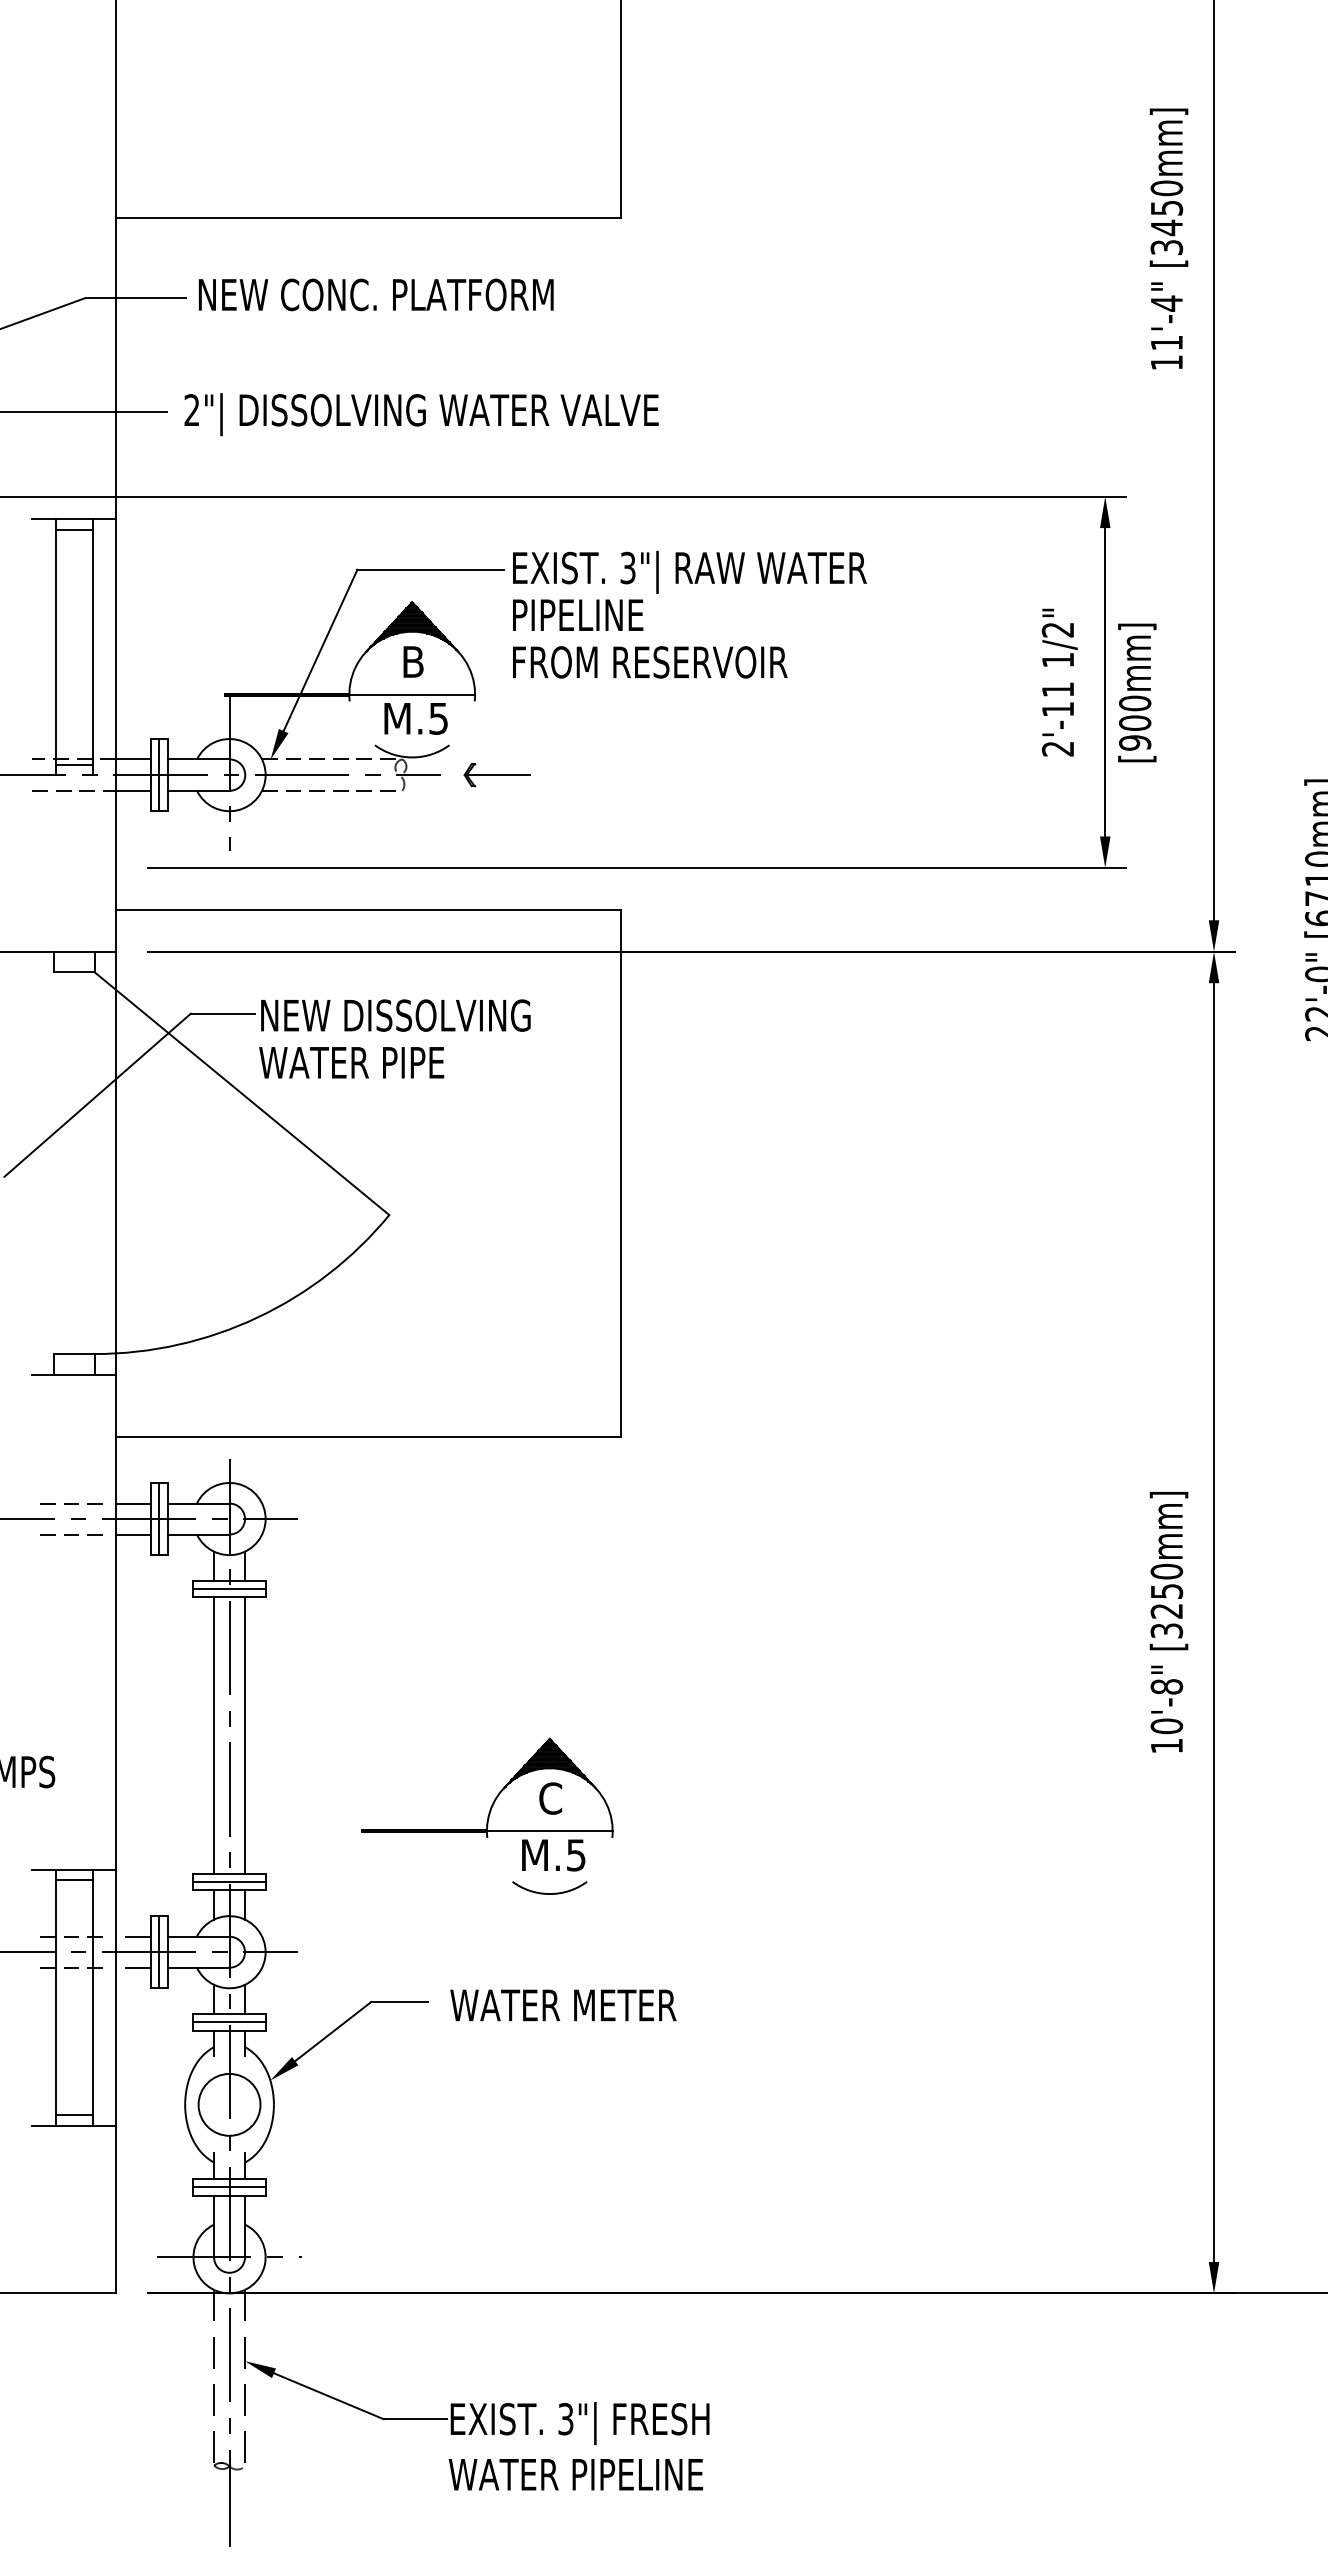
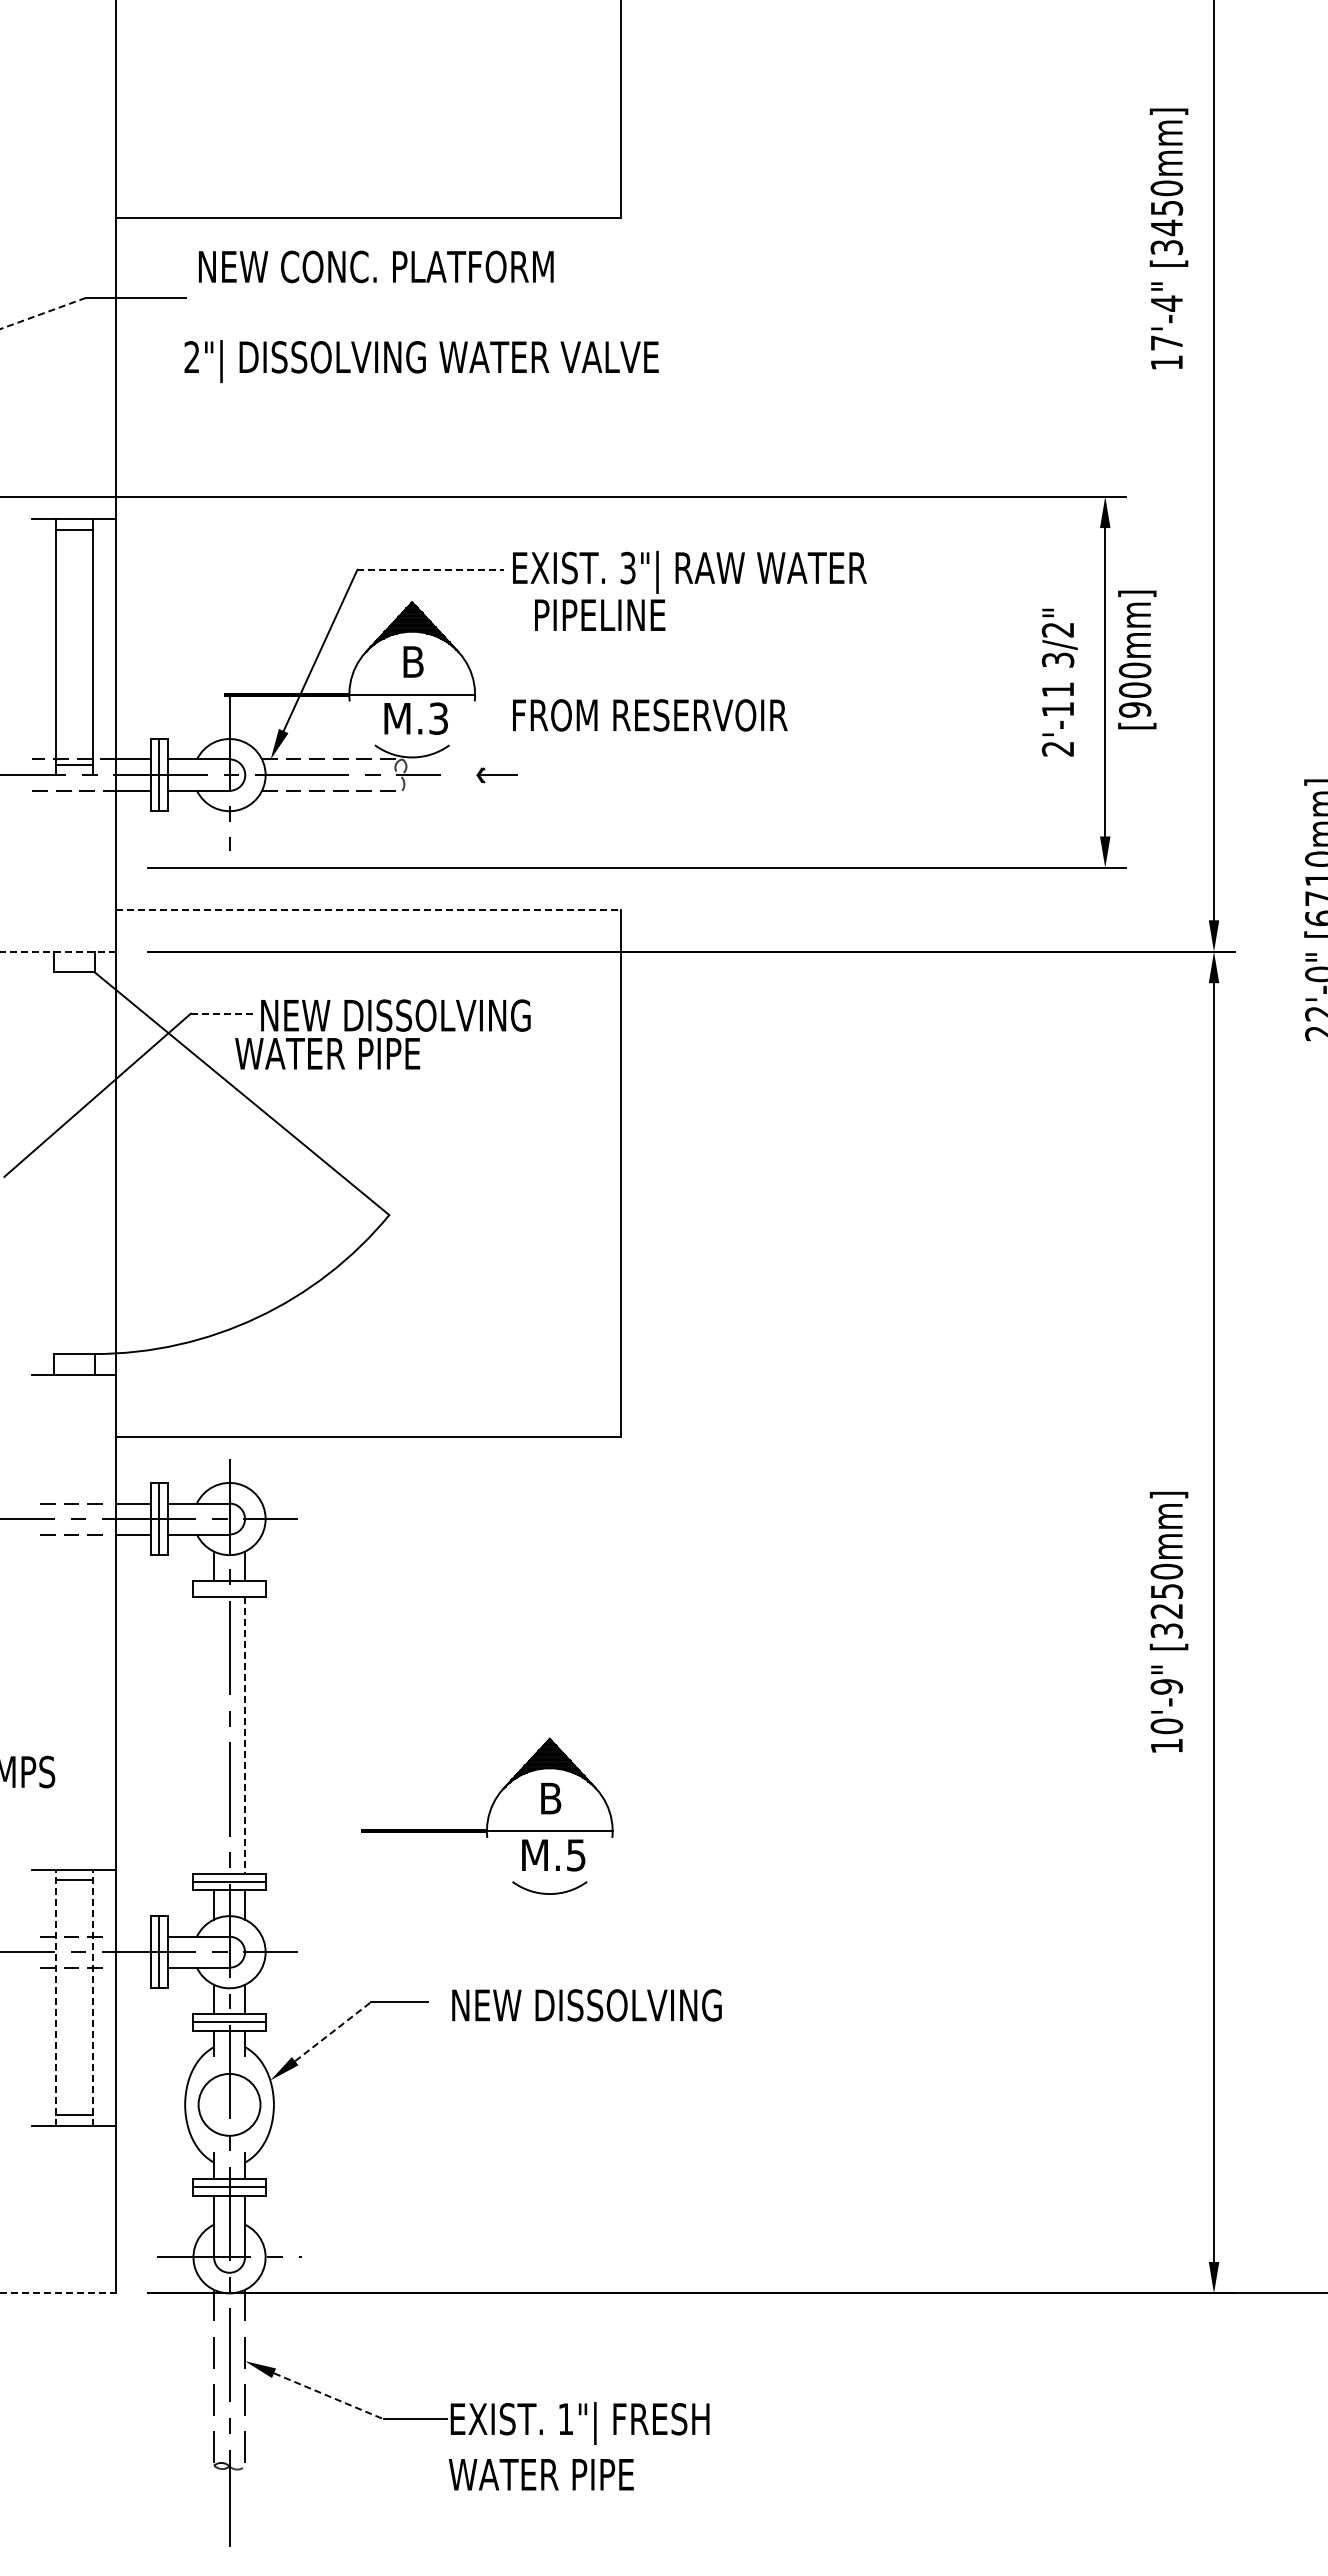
text position: (376, 294) -> (376, 266) (376, 266)
line: solid -> dashed (43, 313)
text: 11'-4" -> 17'-4" (1166, 342)
line: present -> none (84, 412)
text position: (421, 414) -> (421, 361) (421, 361)
line: solid -> dashed (431, 569)
text position: (578, 614) -> (600, 614) (600, 614)
text: 1/2" -> 3/2" (1057, 659)
text position: (650, 662) -> (650, 715) (650, 715)
text position: (1137, 692) -> (1137, 659) (1137, 659)
text: M.5 -> M.3 (438, 718)
part size: 68x25 px -> 42x17 px (496, 775)
line: solid -> dashed (368, 909)
line: solid -> dashed (58, 951)
line: solid -> dashed (222, 1013)
text position: (351, 1062) -> (327, 1053) (327, 1053)
line: present -> none (229, 1589)
text: 10'-8" -> 10'-9" (1166, 1686)
line: present -> none (214, 1735)
line: solid -> dashed (245, 1736)
text: C -> B (550, 1798)
line: present -> none (138, 1936)
line: present -> none (138, 1967)
line: solid -> dashed (55, 1997)
line: solid -> dashed (92, 1997)
text: WATER METER -> NEW DISSOLVING (585, 2005)
line: solid -> dashed (333, 2031)
line: solid -> dashed (58, 2293)
line: solid -> dashed (329, 2396)
text: 3"| -> 1"| (565, 2419)
text: WATER PIPELINE -> WATER PIPE (670, 2474)
